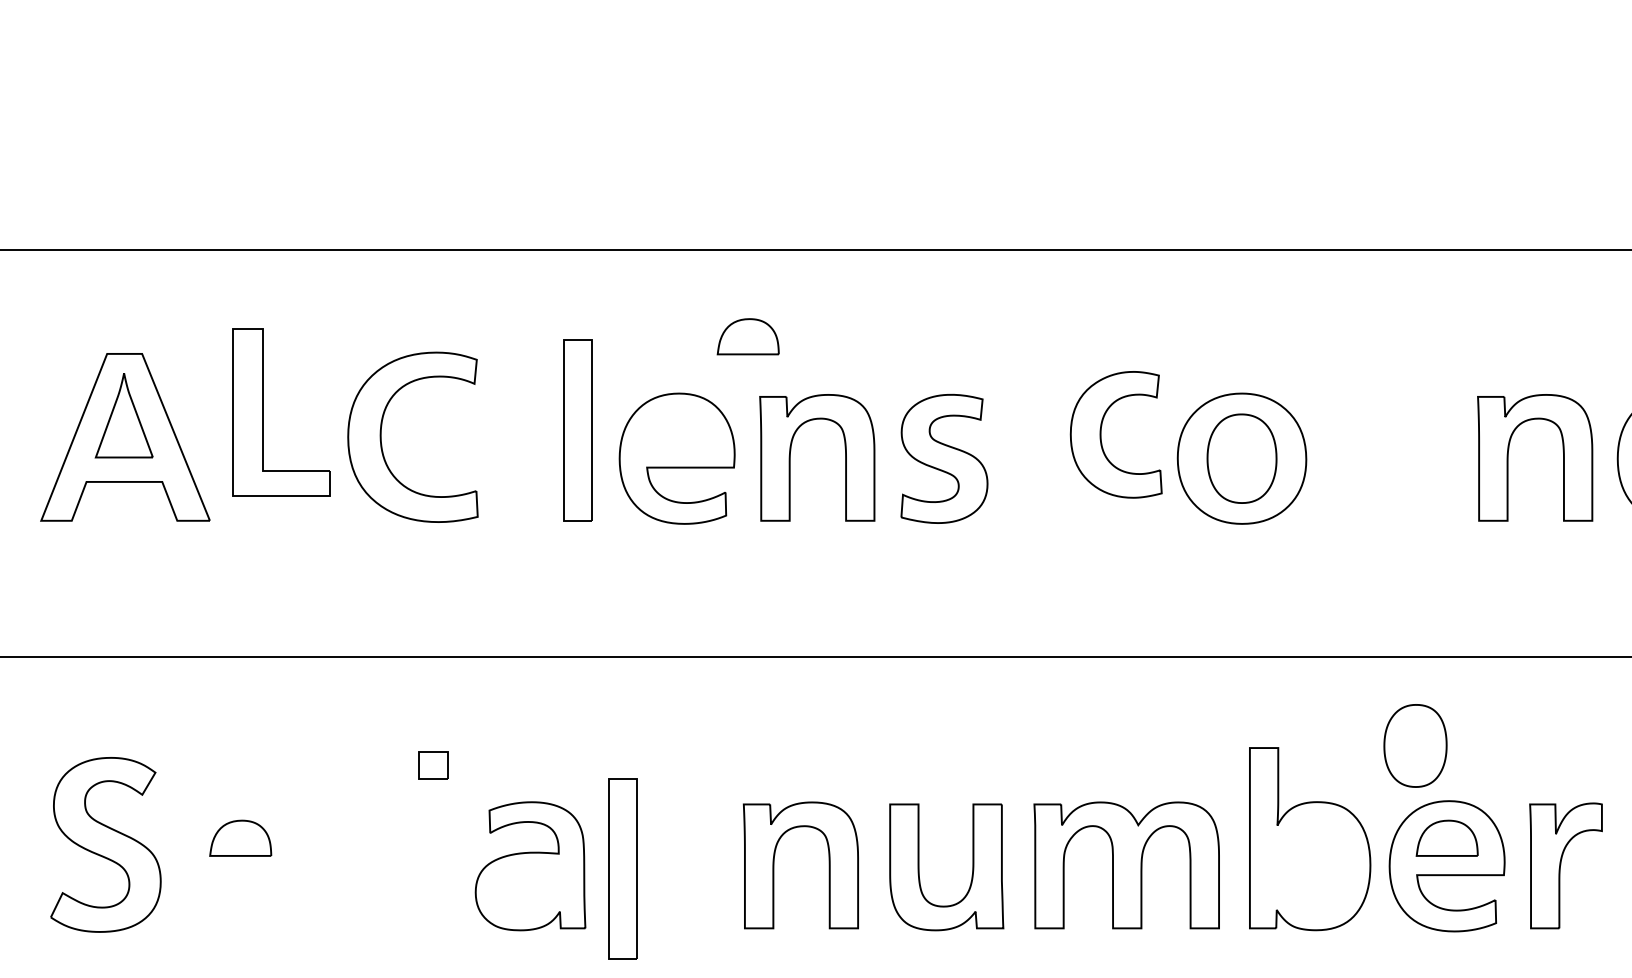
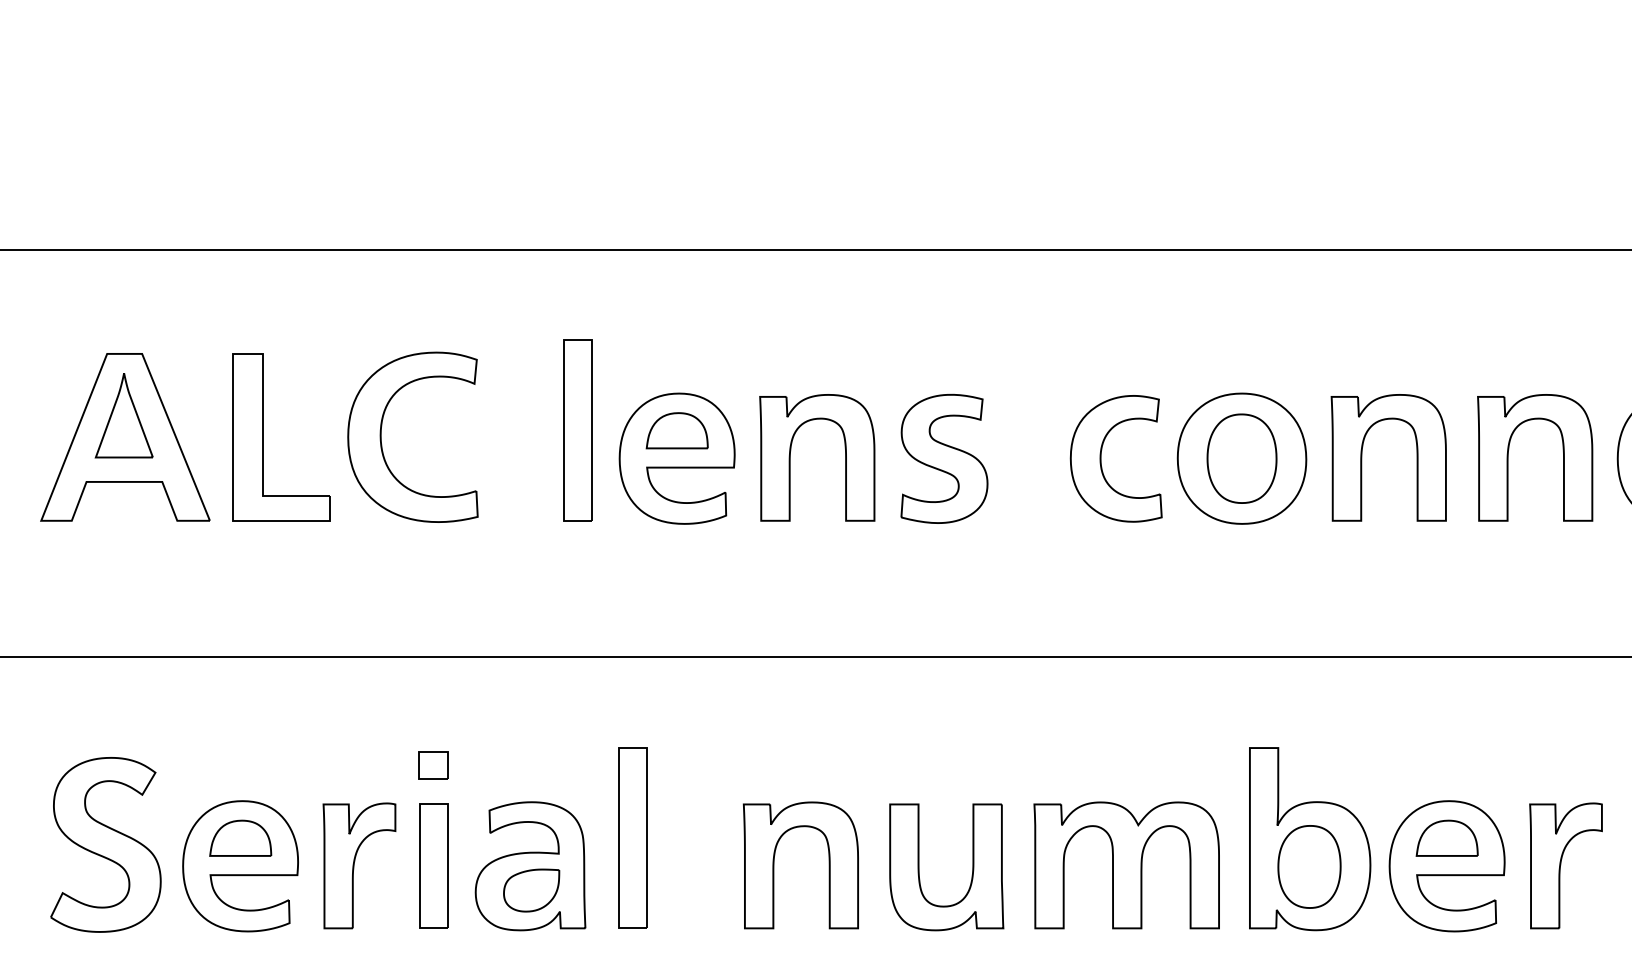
part position: (747, 336) -> (676, 430) (676, 430)
part position: (263, 412) -> (263, 437) (263, 437)
part position: (1101, 434) -> (1101, 458) (1101, 458)
part: none -> present (1362, 457)
part position: (1415, 745) -> (1309, 866) (1309, 866)
part: none -> present (359, 865)
part: none -> present (433, 865)
part: none -> present (240, 866)
part position: (622, 868) -> (632, 837) (632, 837)
part: none -> present (531, 890)
